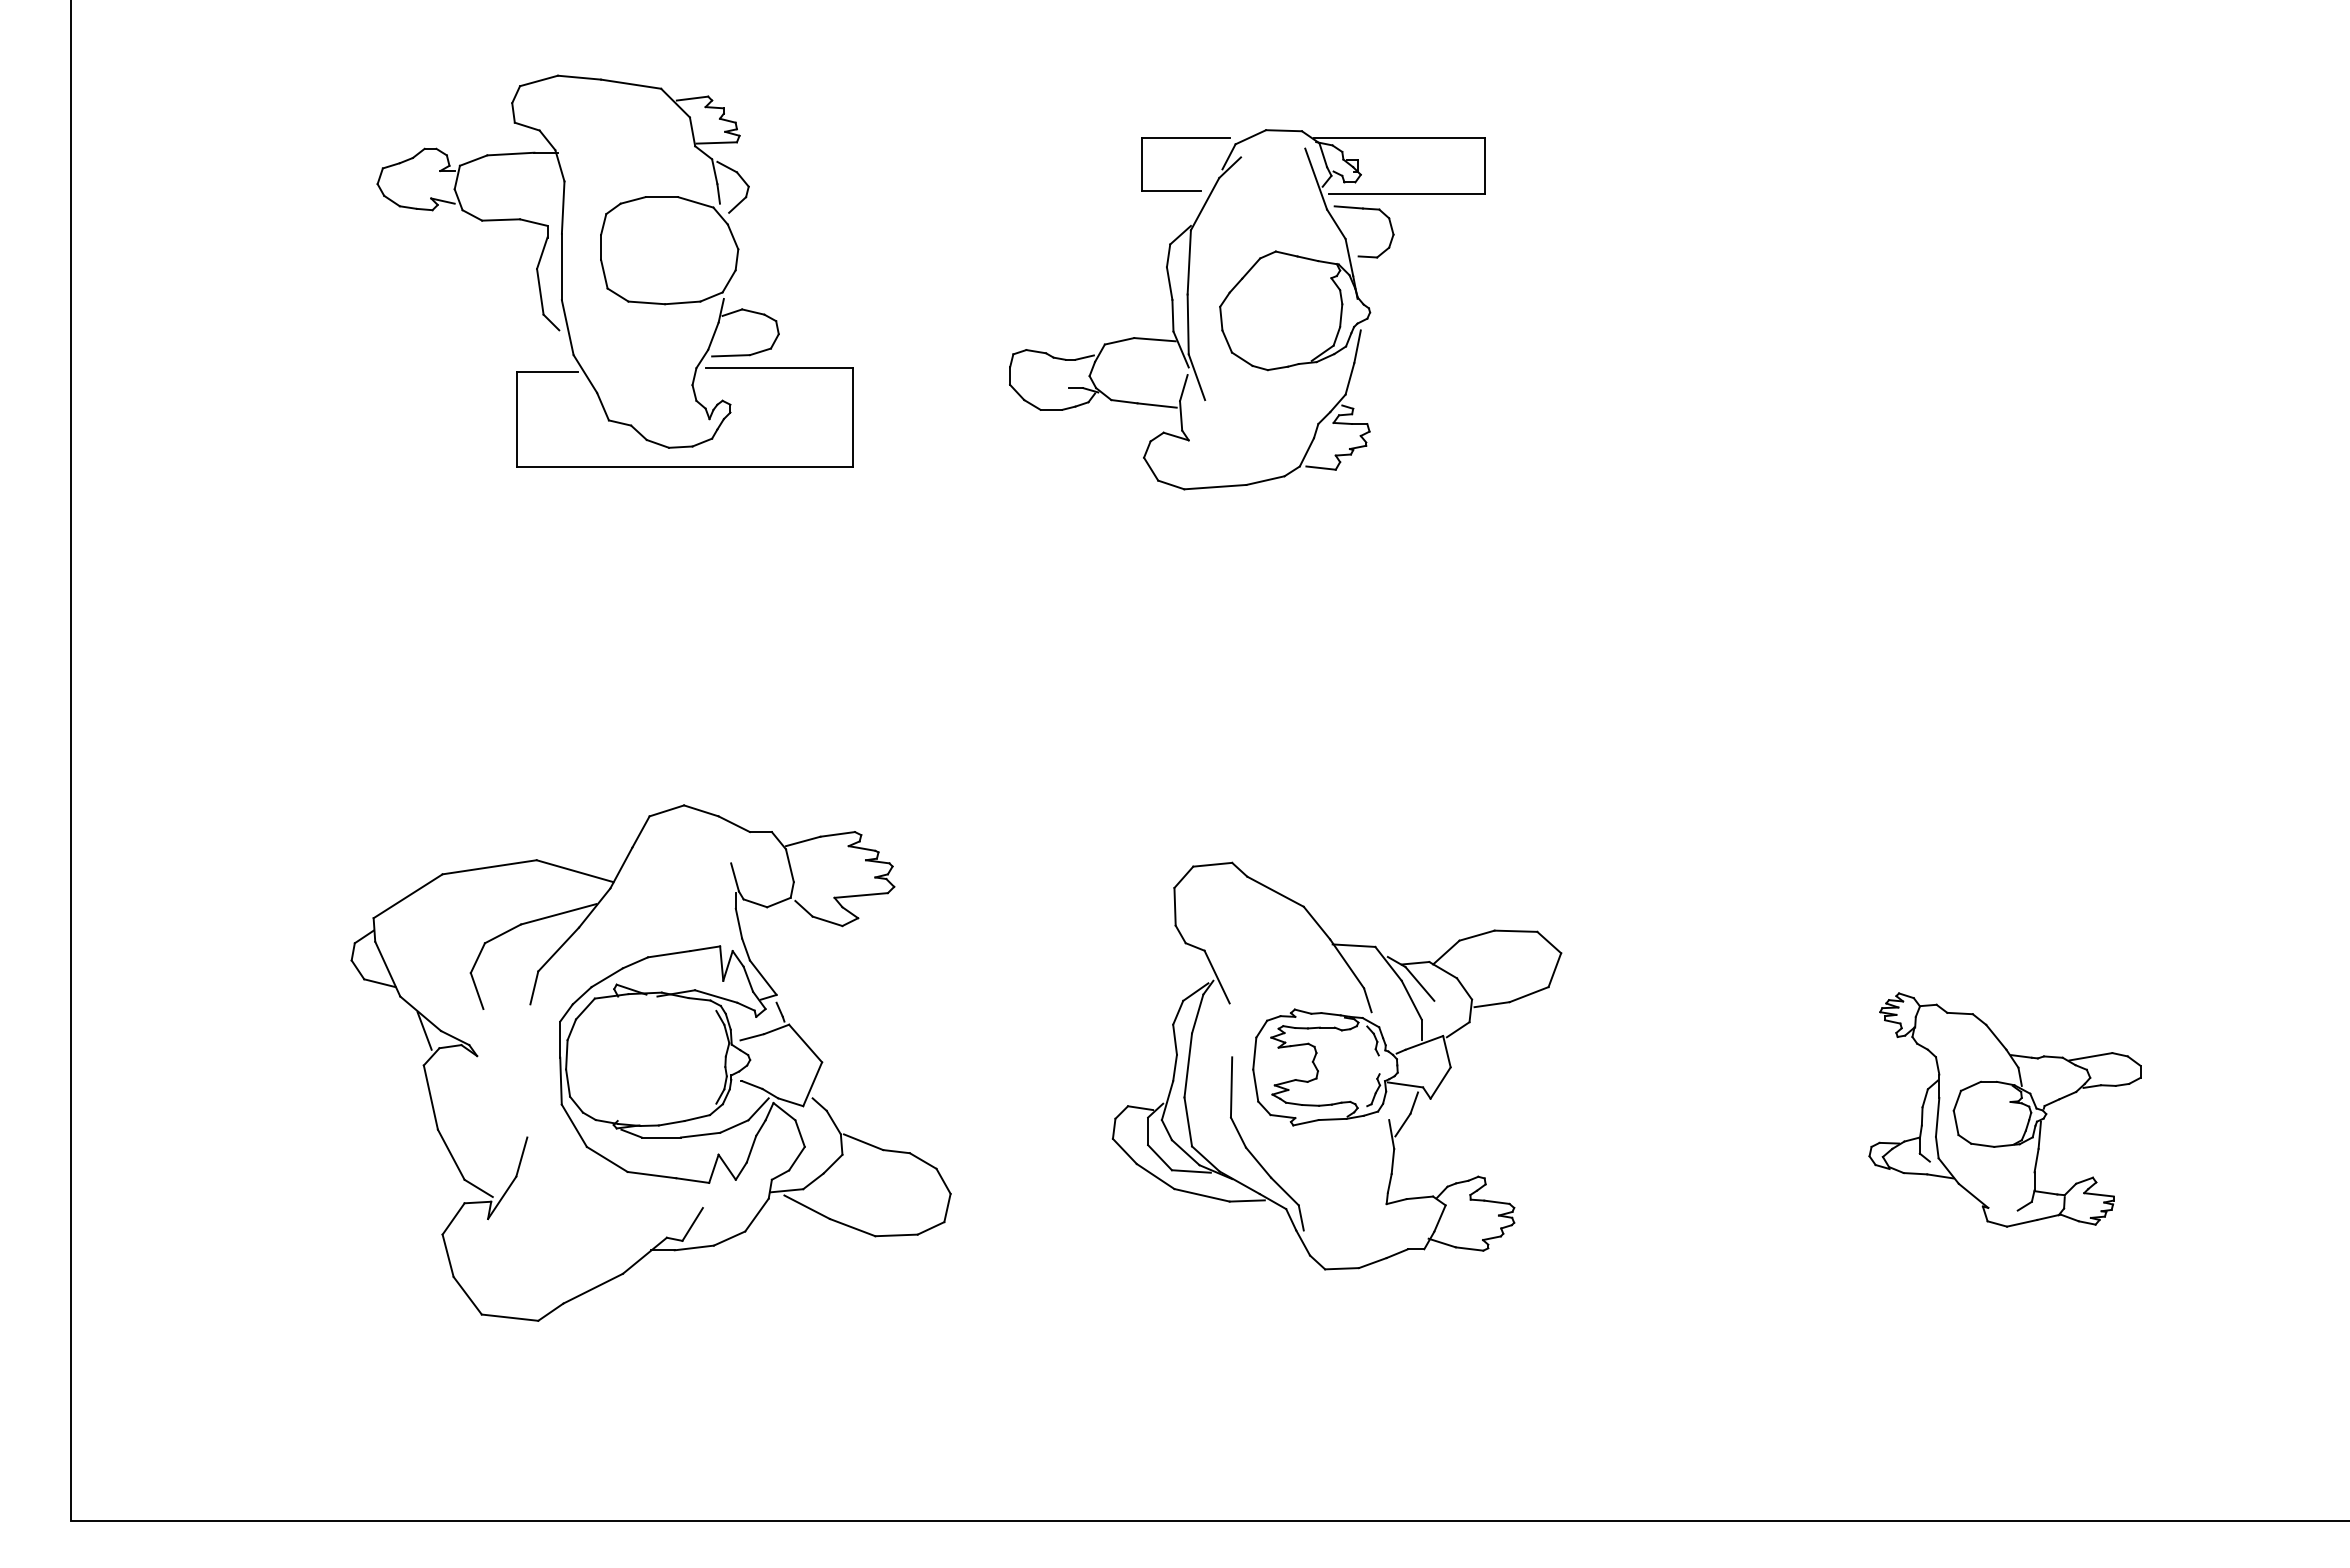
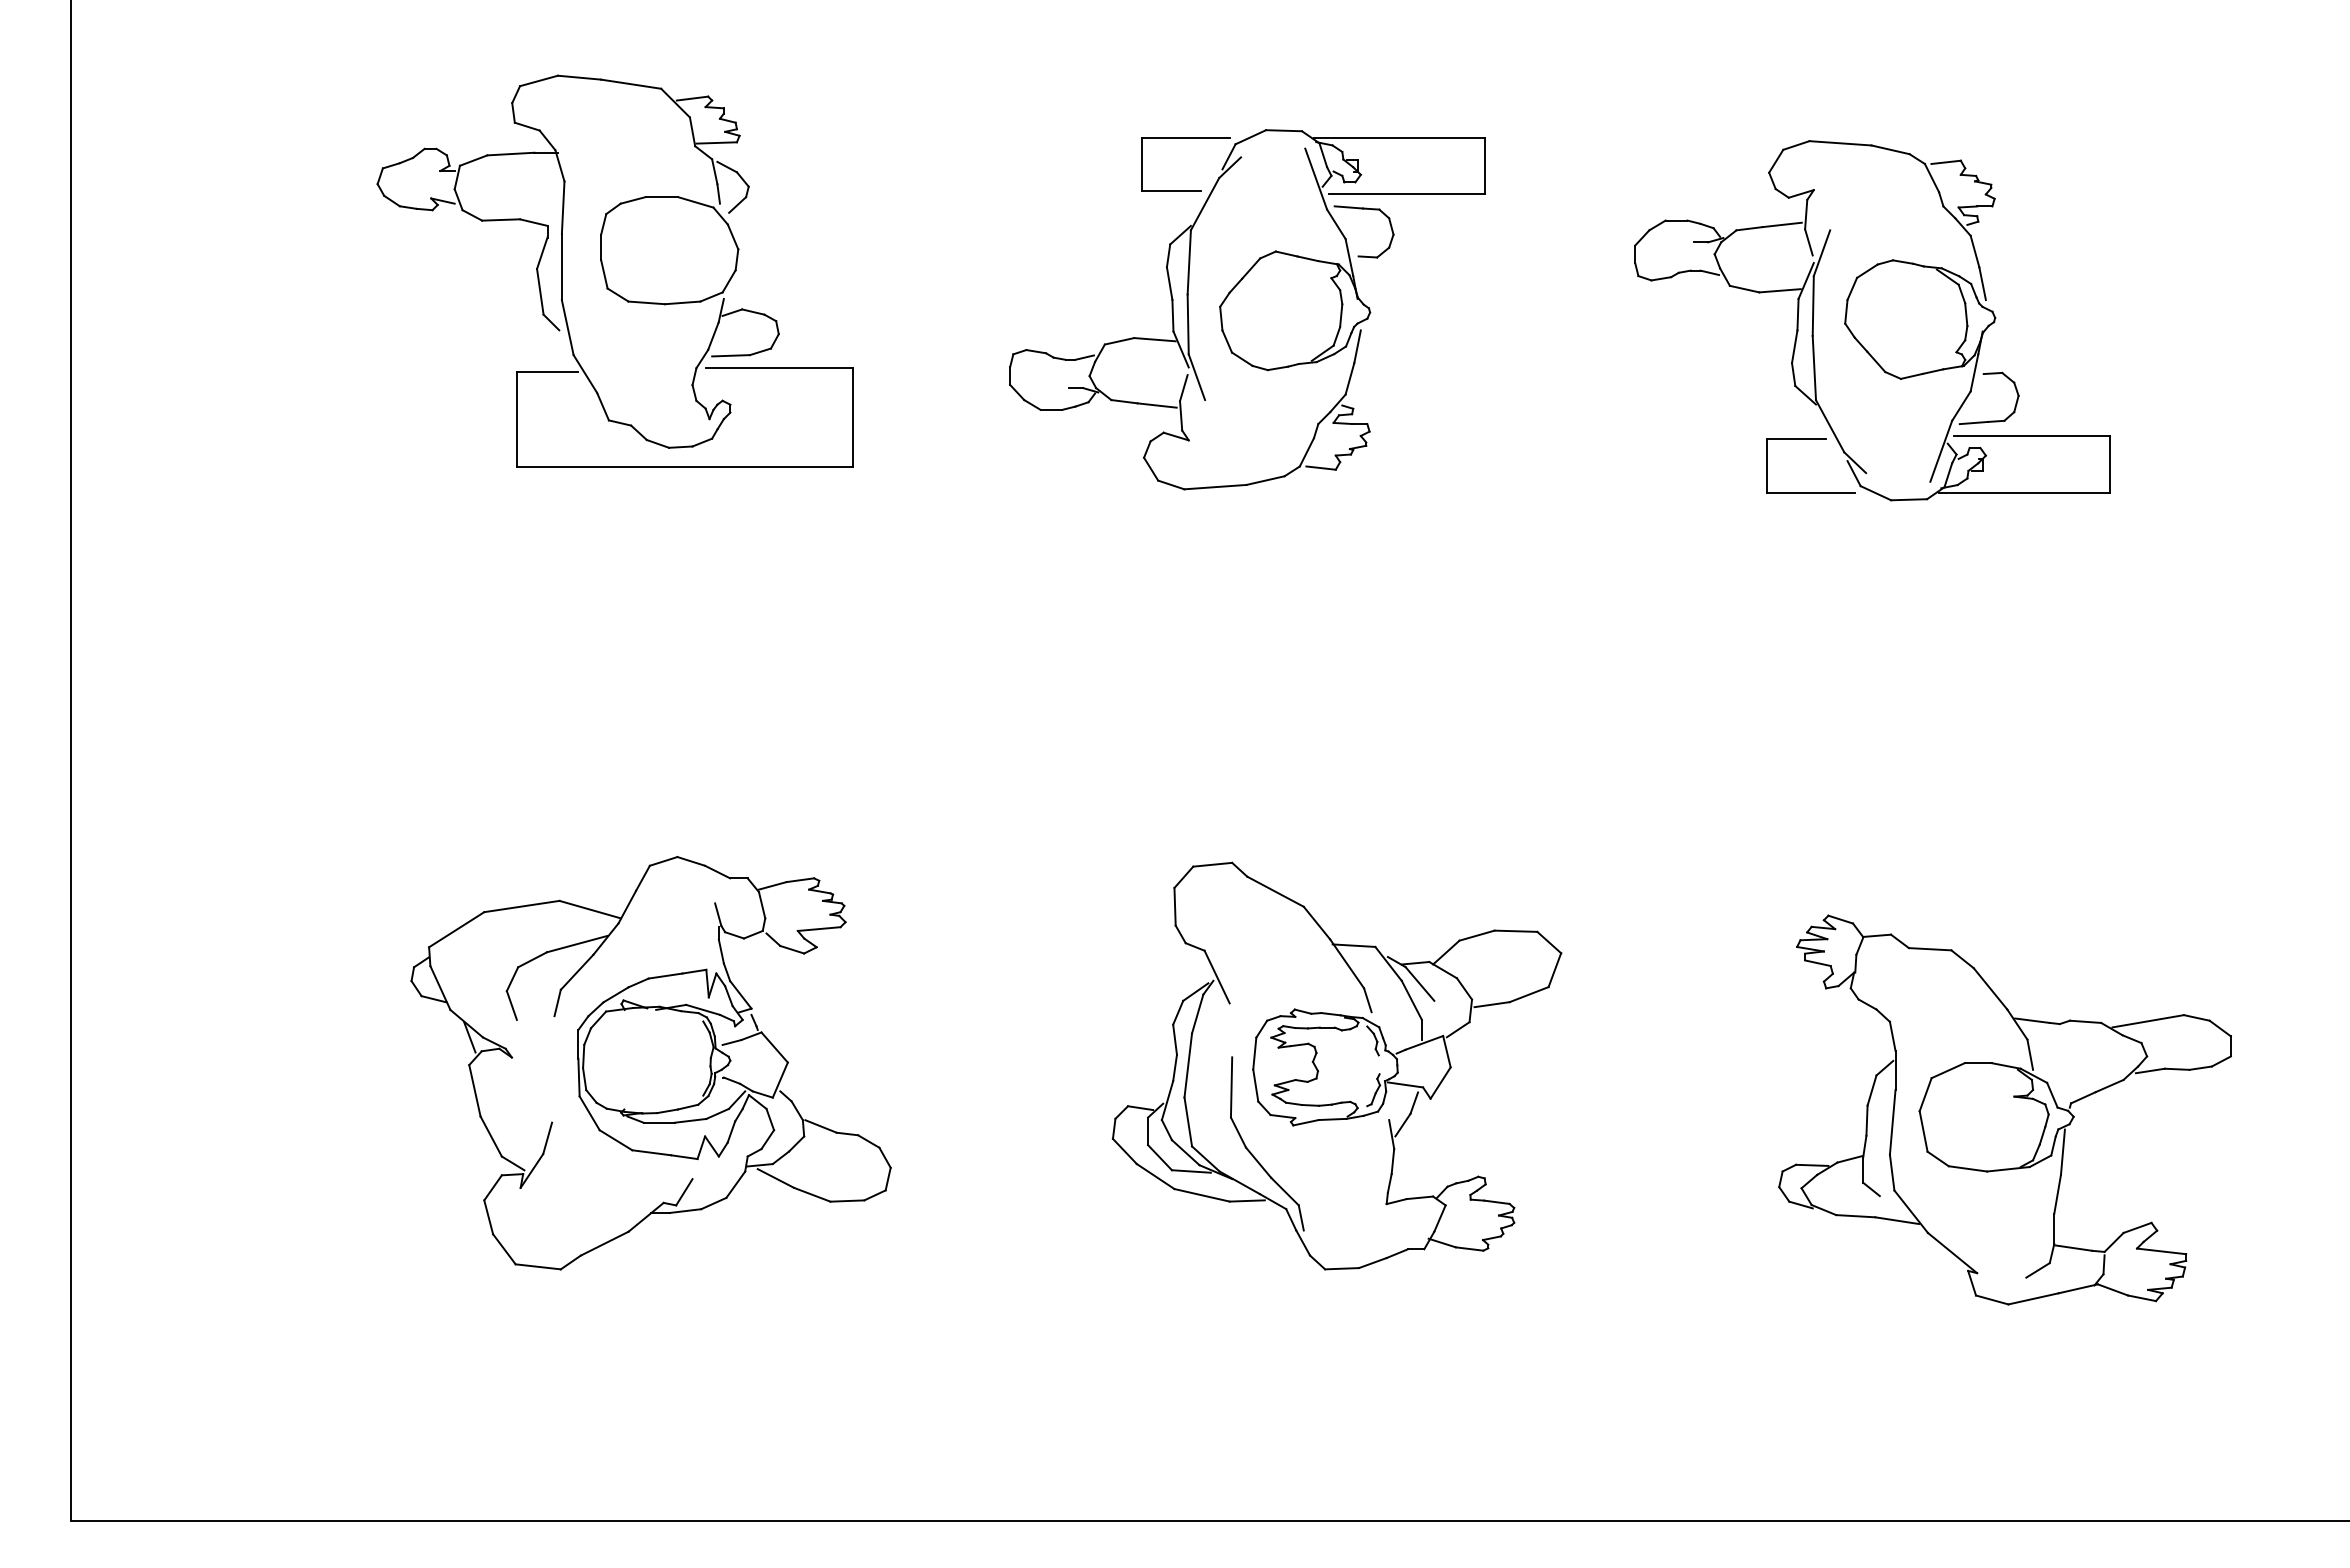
part: none -> present (1872, 320)
part size: 602x518 px -> 482x415 px (650, 1063)
part size: 274x236 px -> 454x392 px (2004, 1109)
